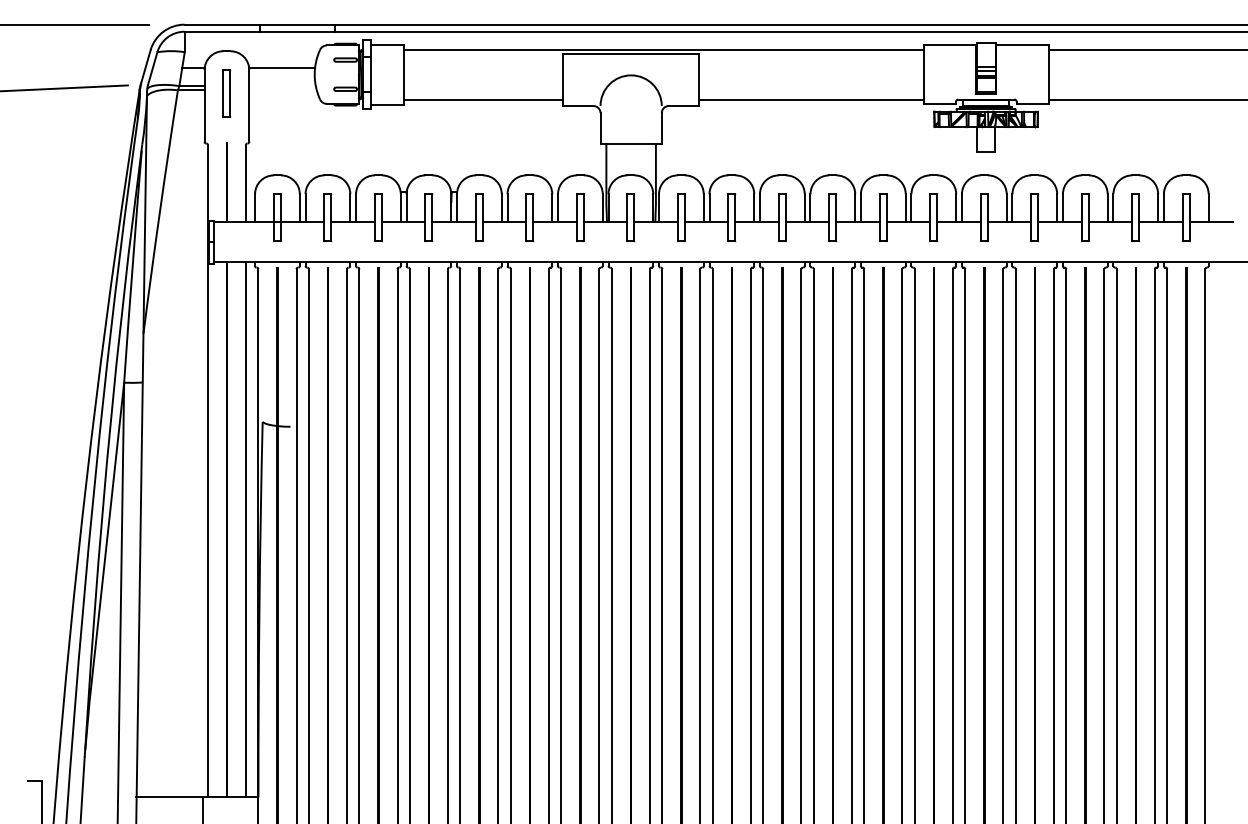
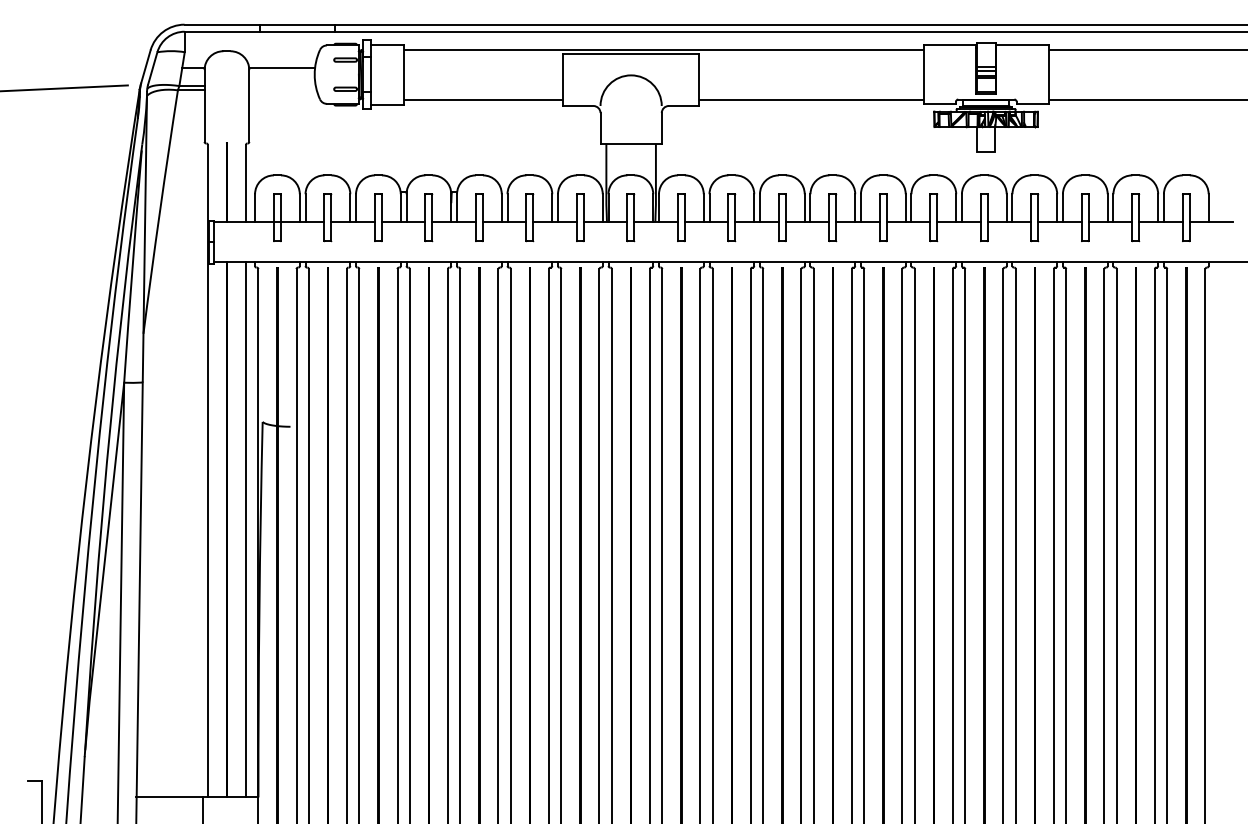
line: present -> none (75, 24)
part: present -> none (226, 93)
